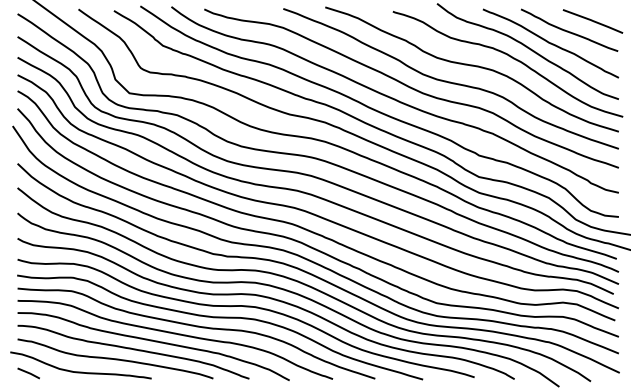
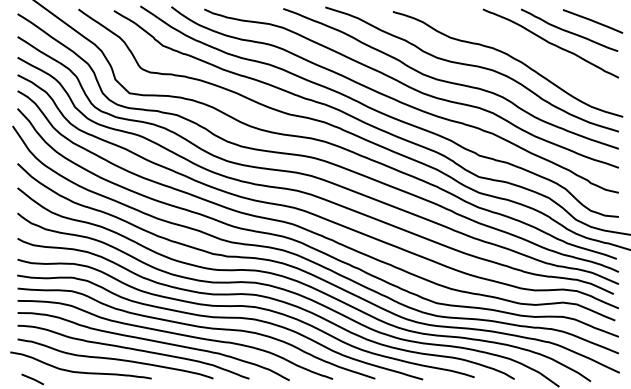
curve: present -> none (528, 49)
line position: (28, 373) -> (32, 379) (32, 379)
